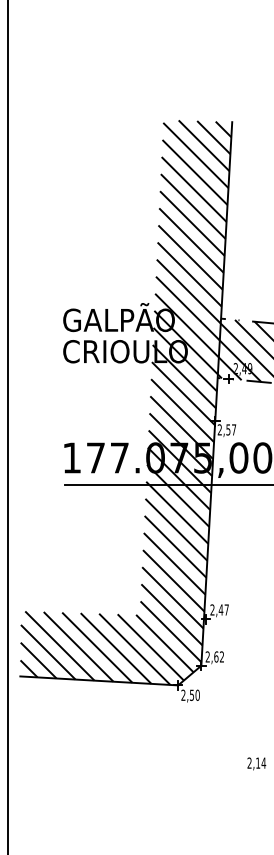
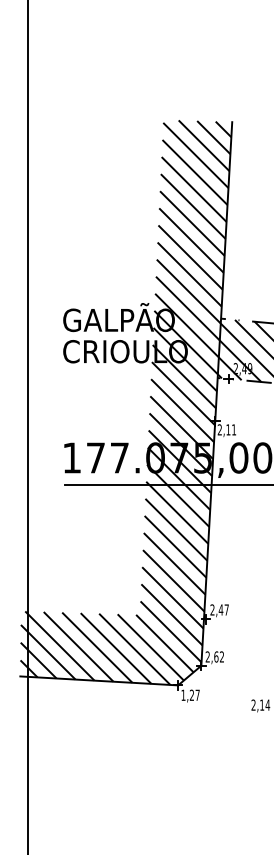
line position: (8, 426) -> (28, 426) (28, 426)
text: 2,57 -> 2,11 (231, 429)
text: 2,50 -> 1,27 (190, 694)
text position: (256, 763) -> (260, 705) (260, 705)
